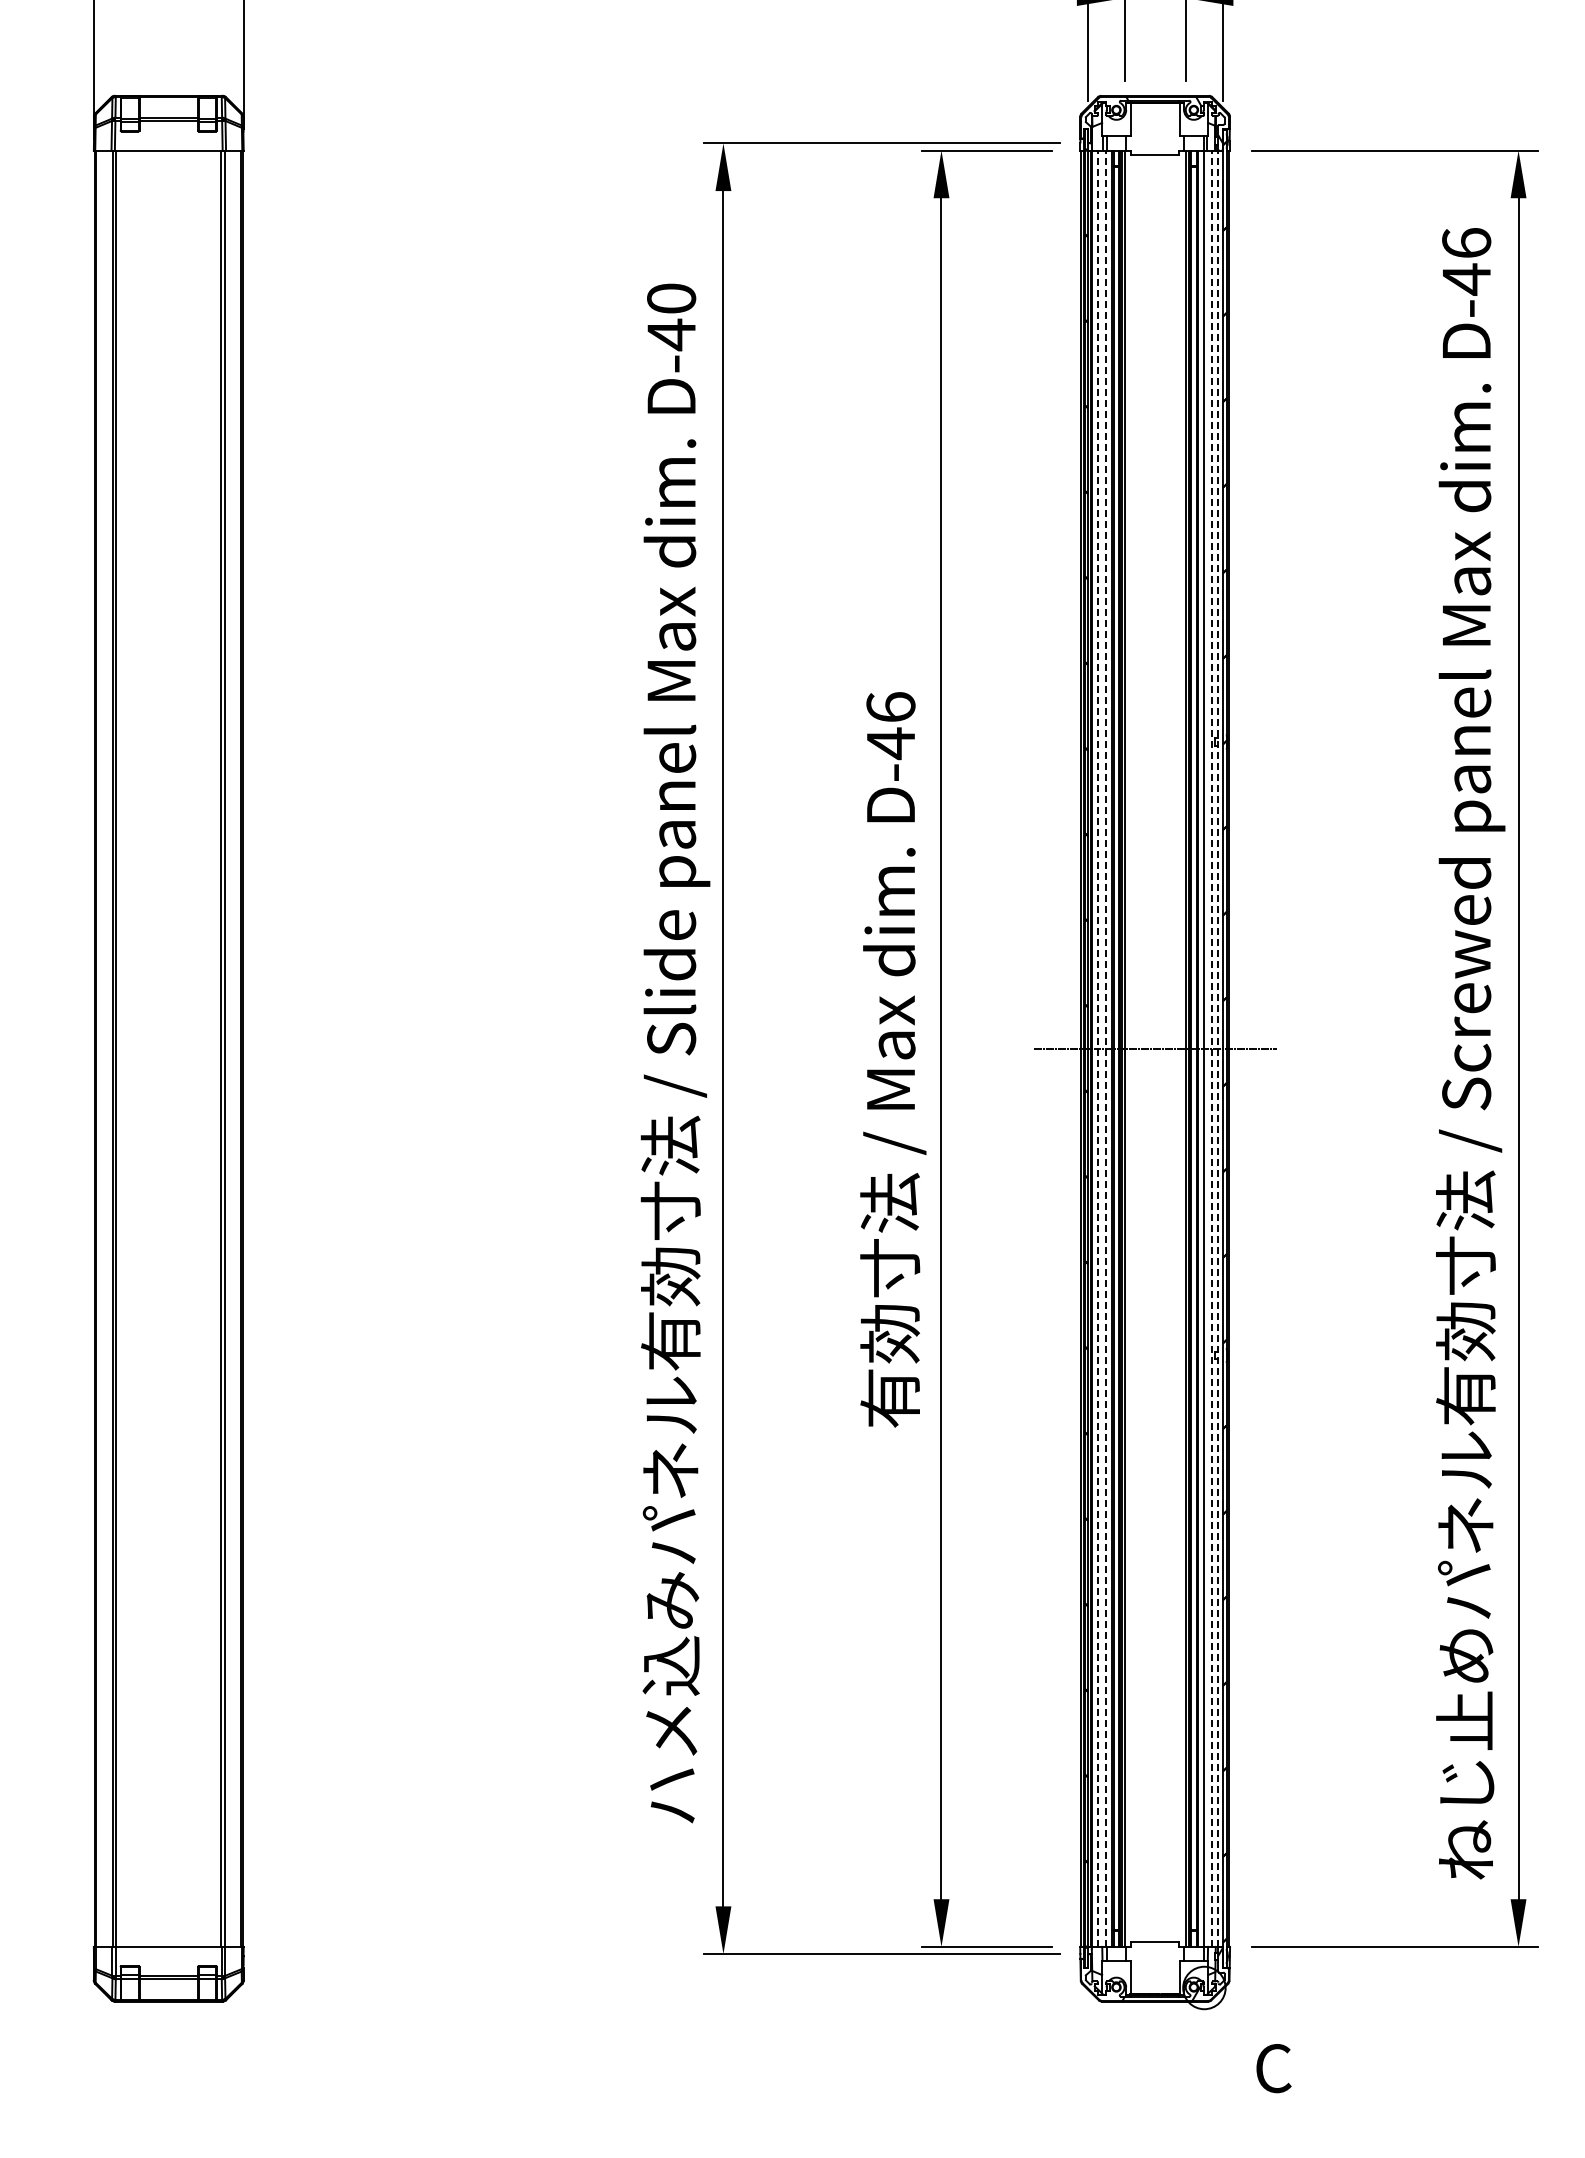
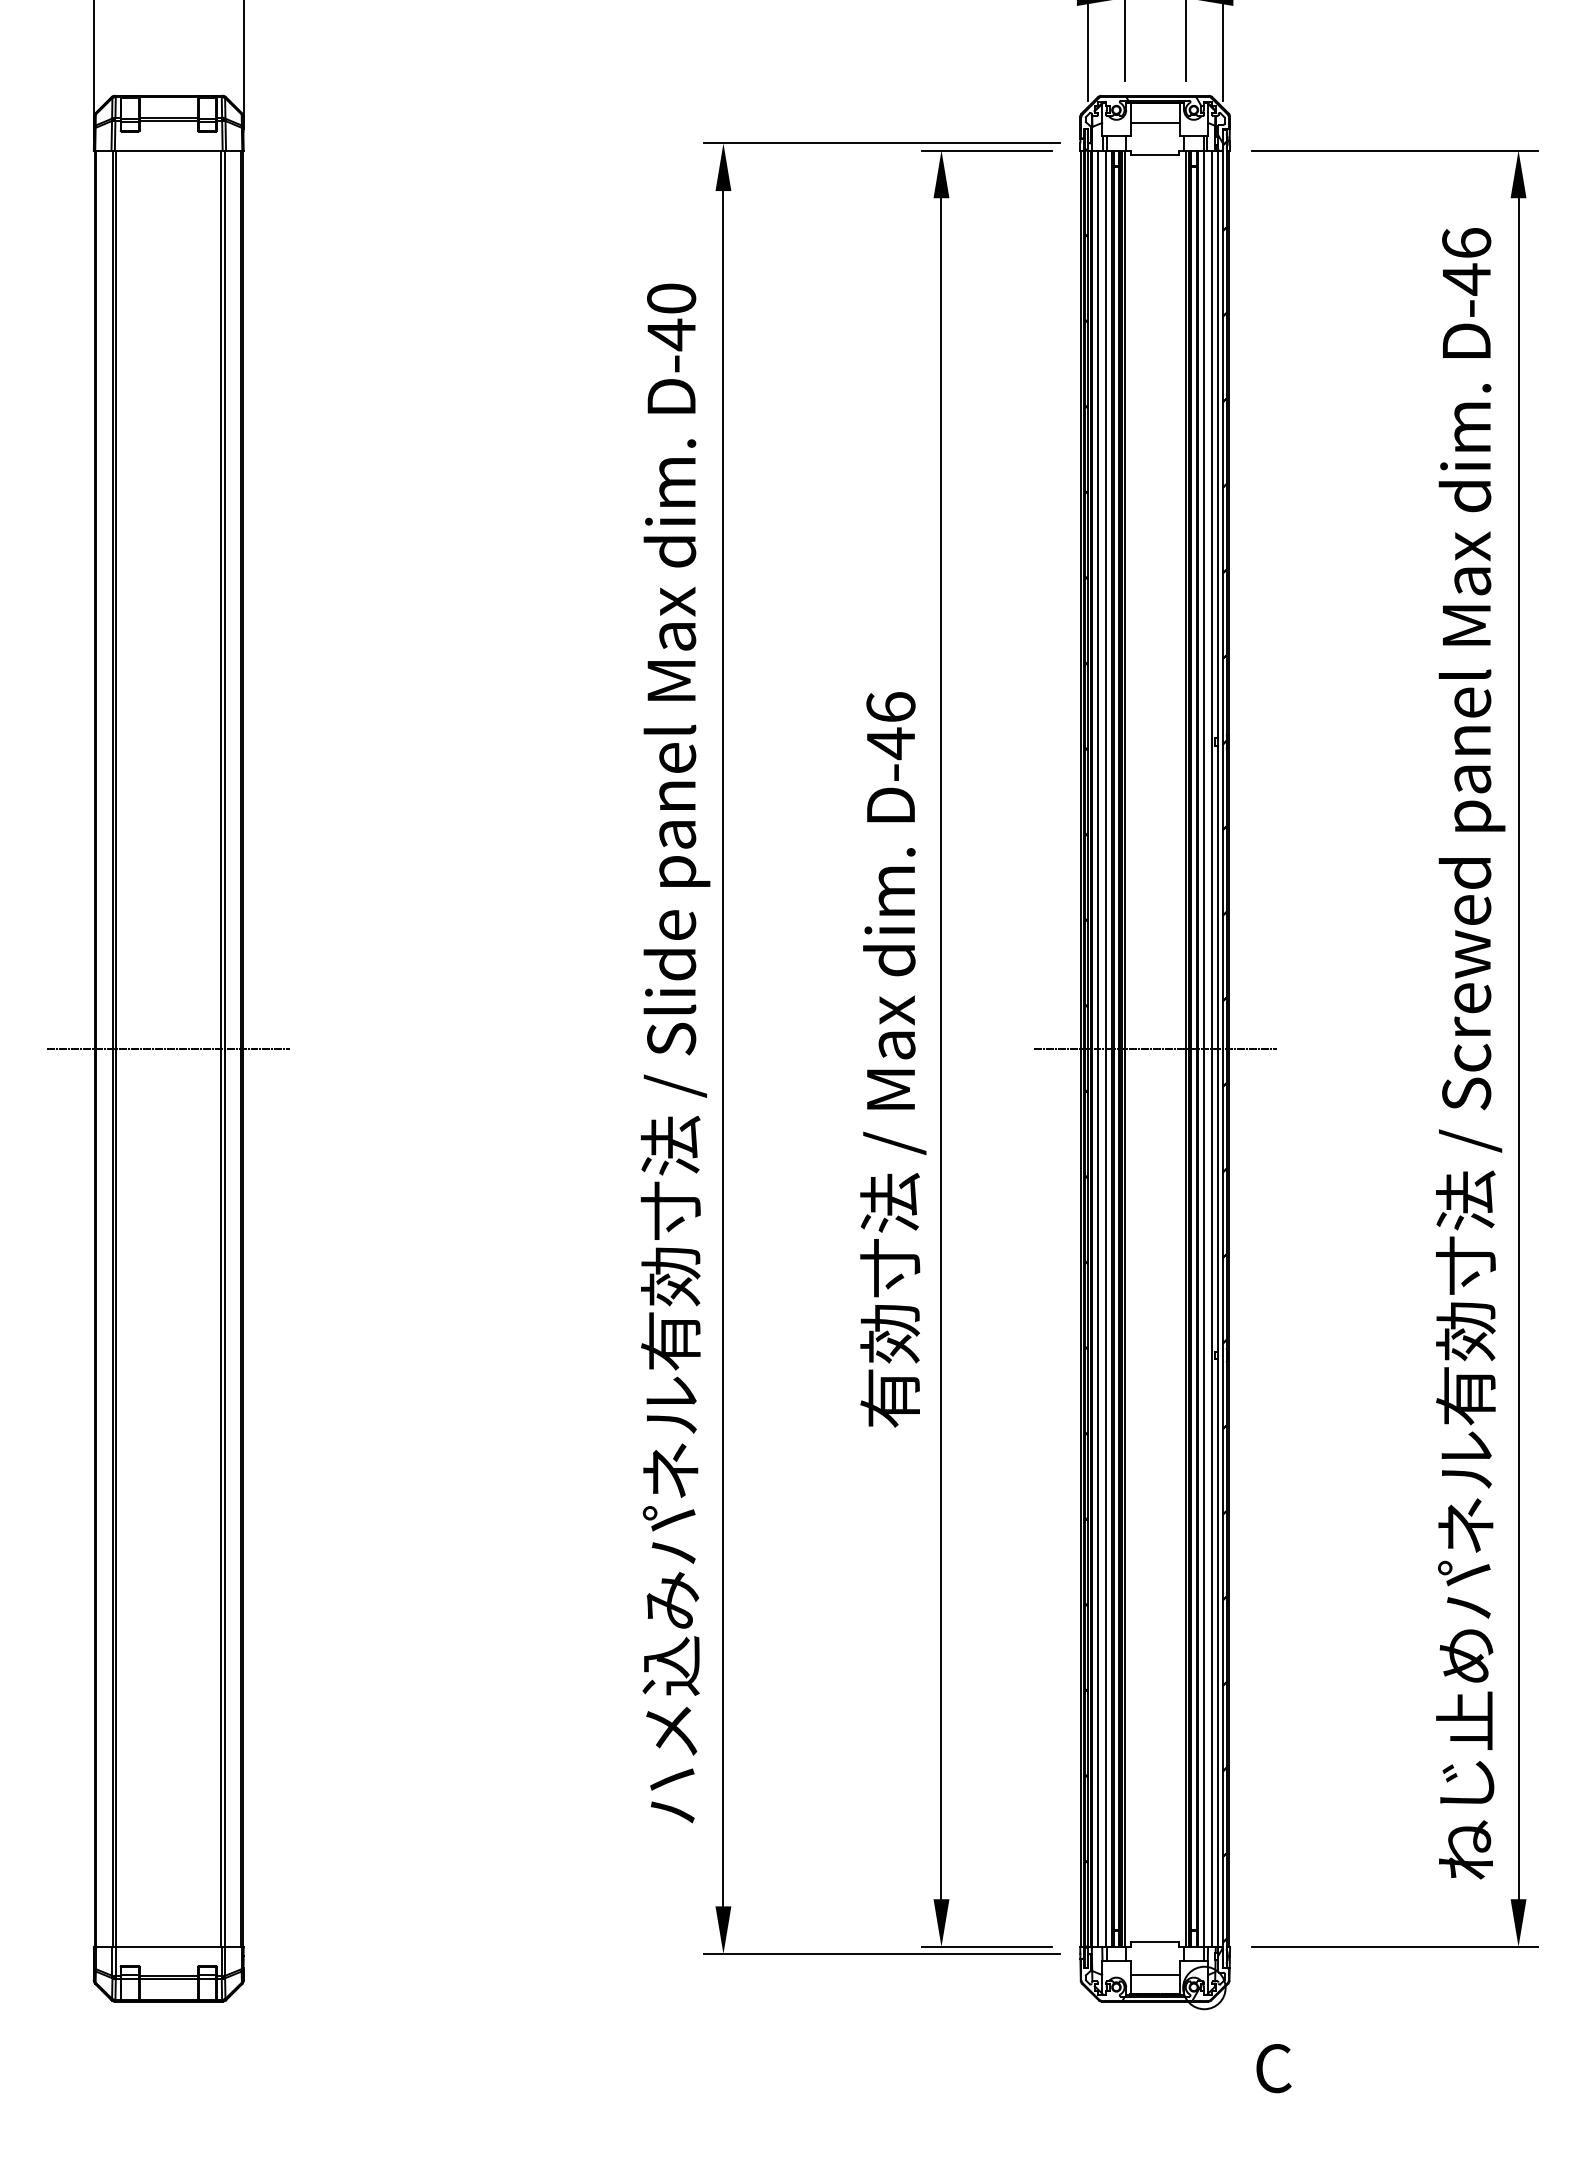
line: none -> present (1154, 122)
line: none -> present (168, 1048)
line: dashed -> solid (1098, 1048)
line: dashed -> solid (1106, 1048)
line: dashed -> solid (1212, 1048)
line: dashed -> solid (1218, 1048)
line: none -> present (1154, 1975)
